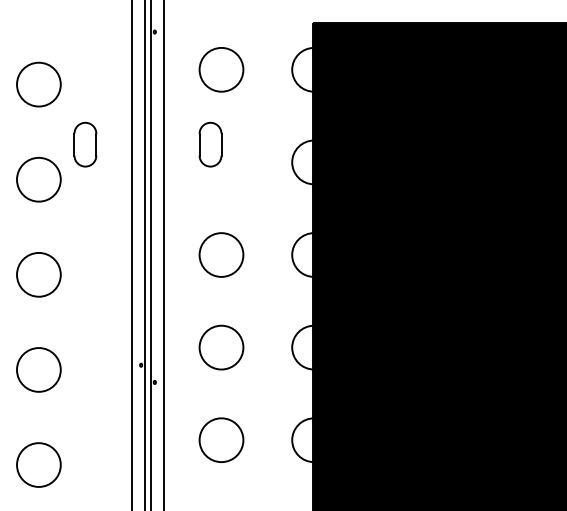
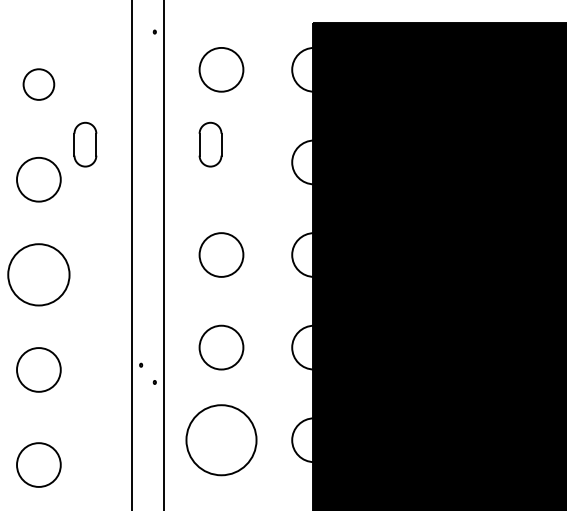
circle size: 46x47 px -> 34x33 px (38, 84)
line: present -> none (144, 254)
line: present -> none (151, 254)
circle diameter: 44 px -> 61 px (38, 274)
circle diameter: 44 px -> 70 px (221, 440)
